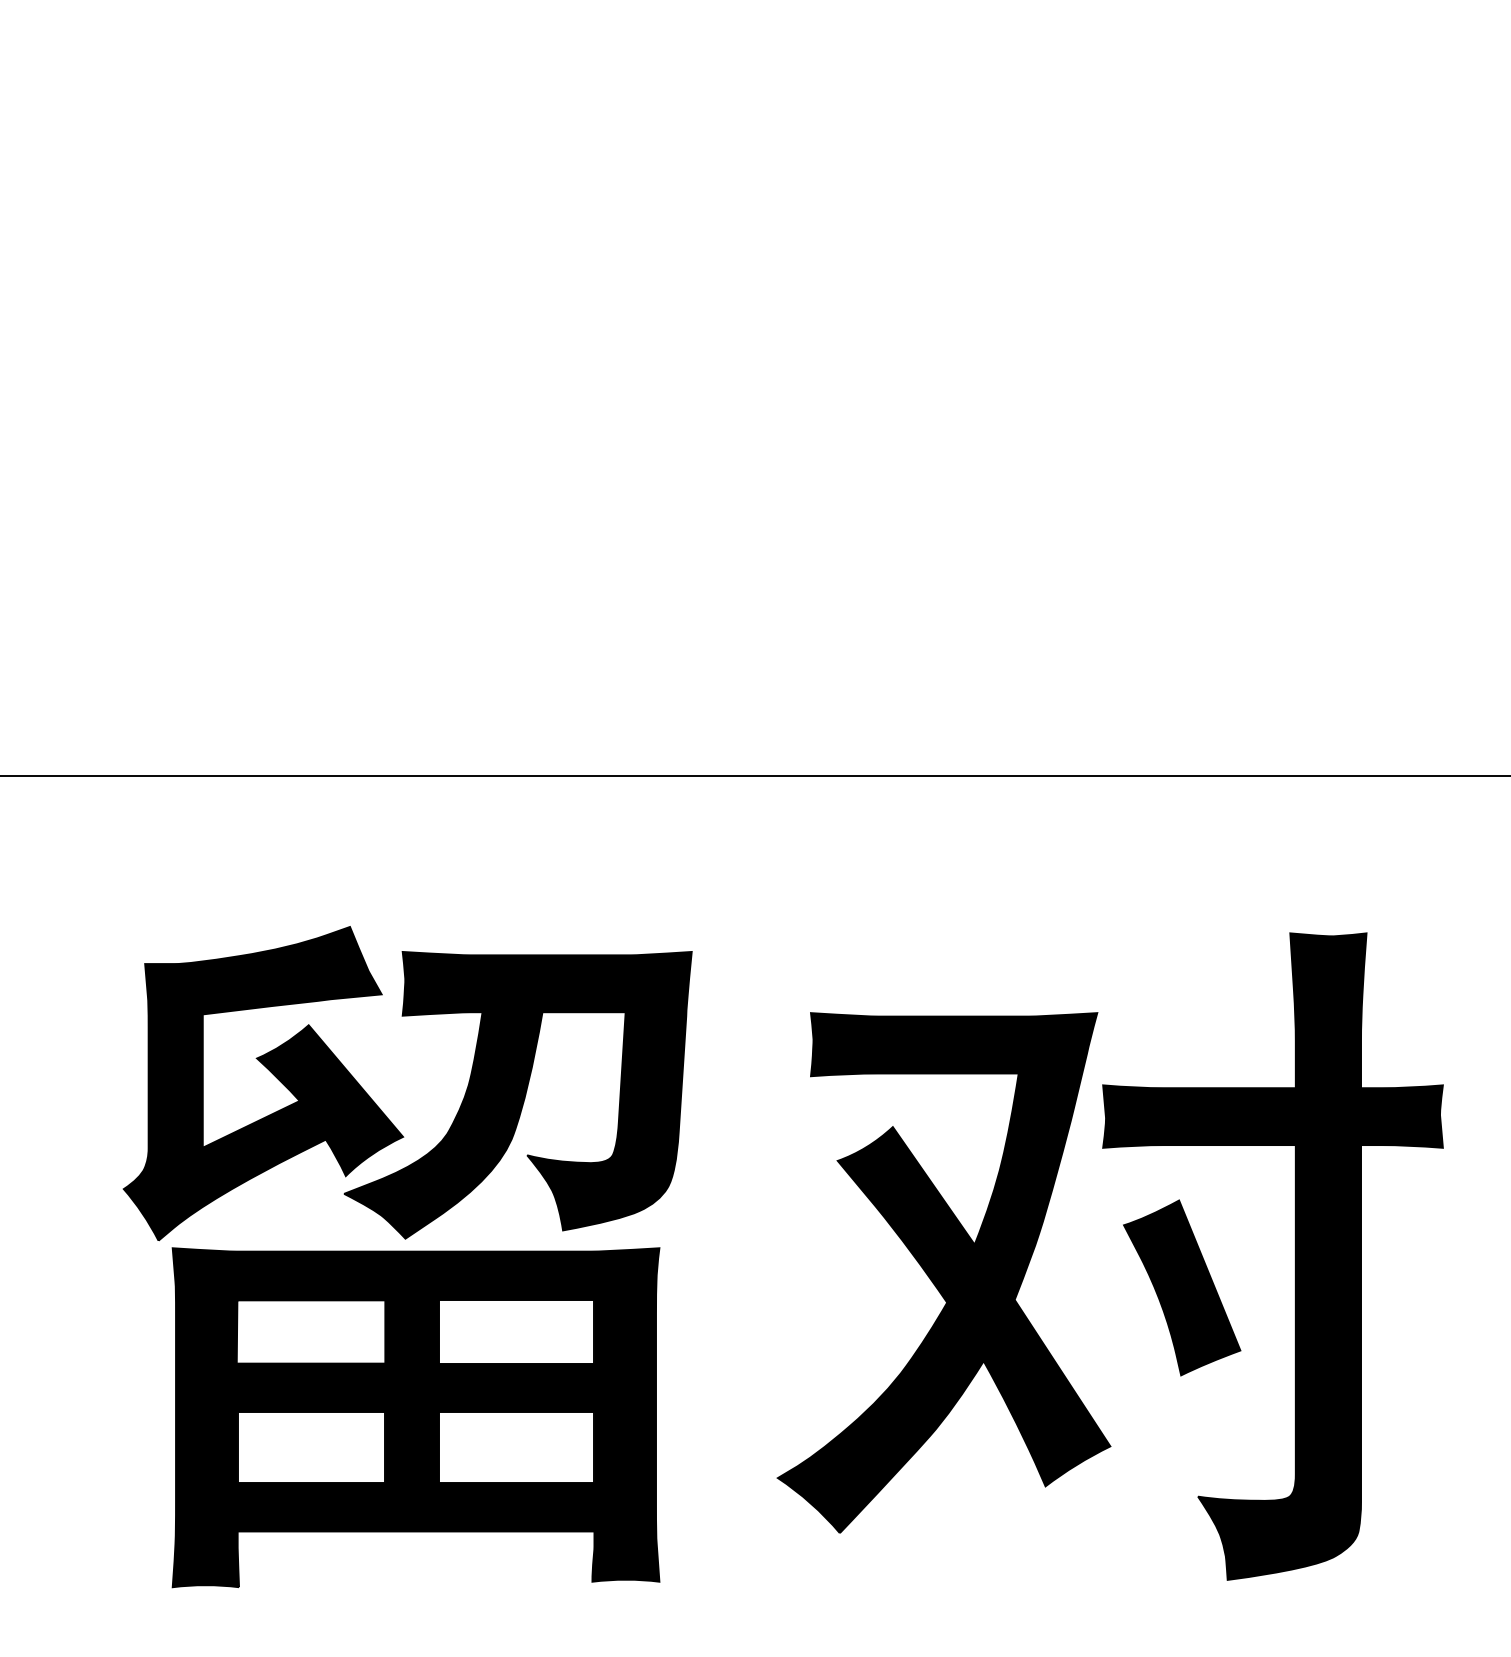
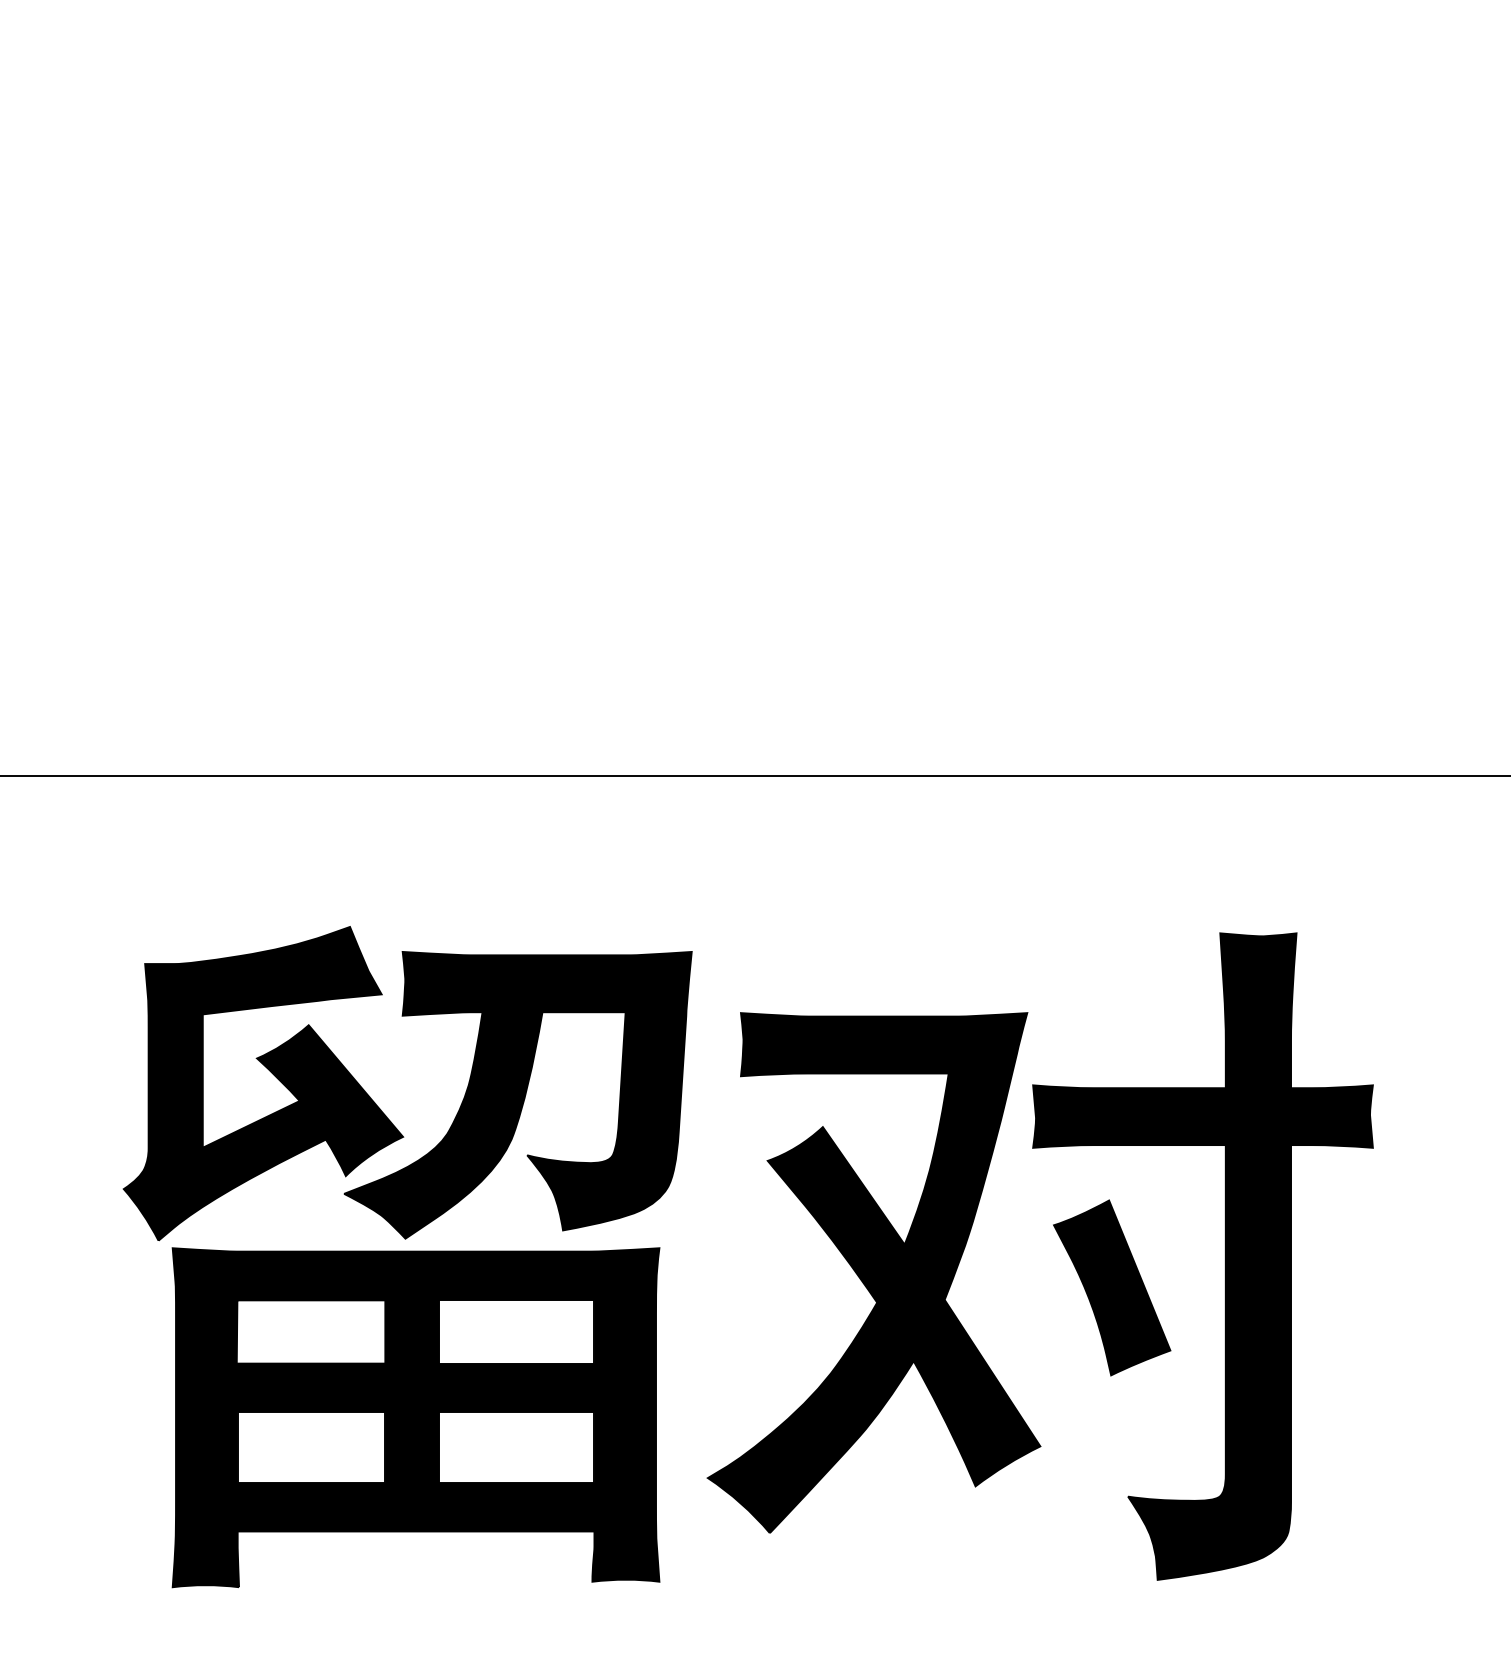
part position: (1130, 1240) -> (1060, 1240) (1060, 1240)
